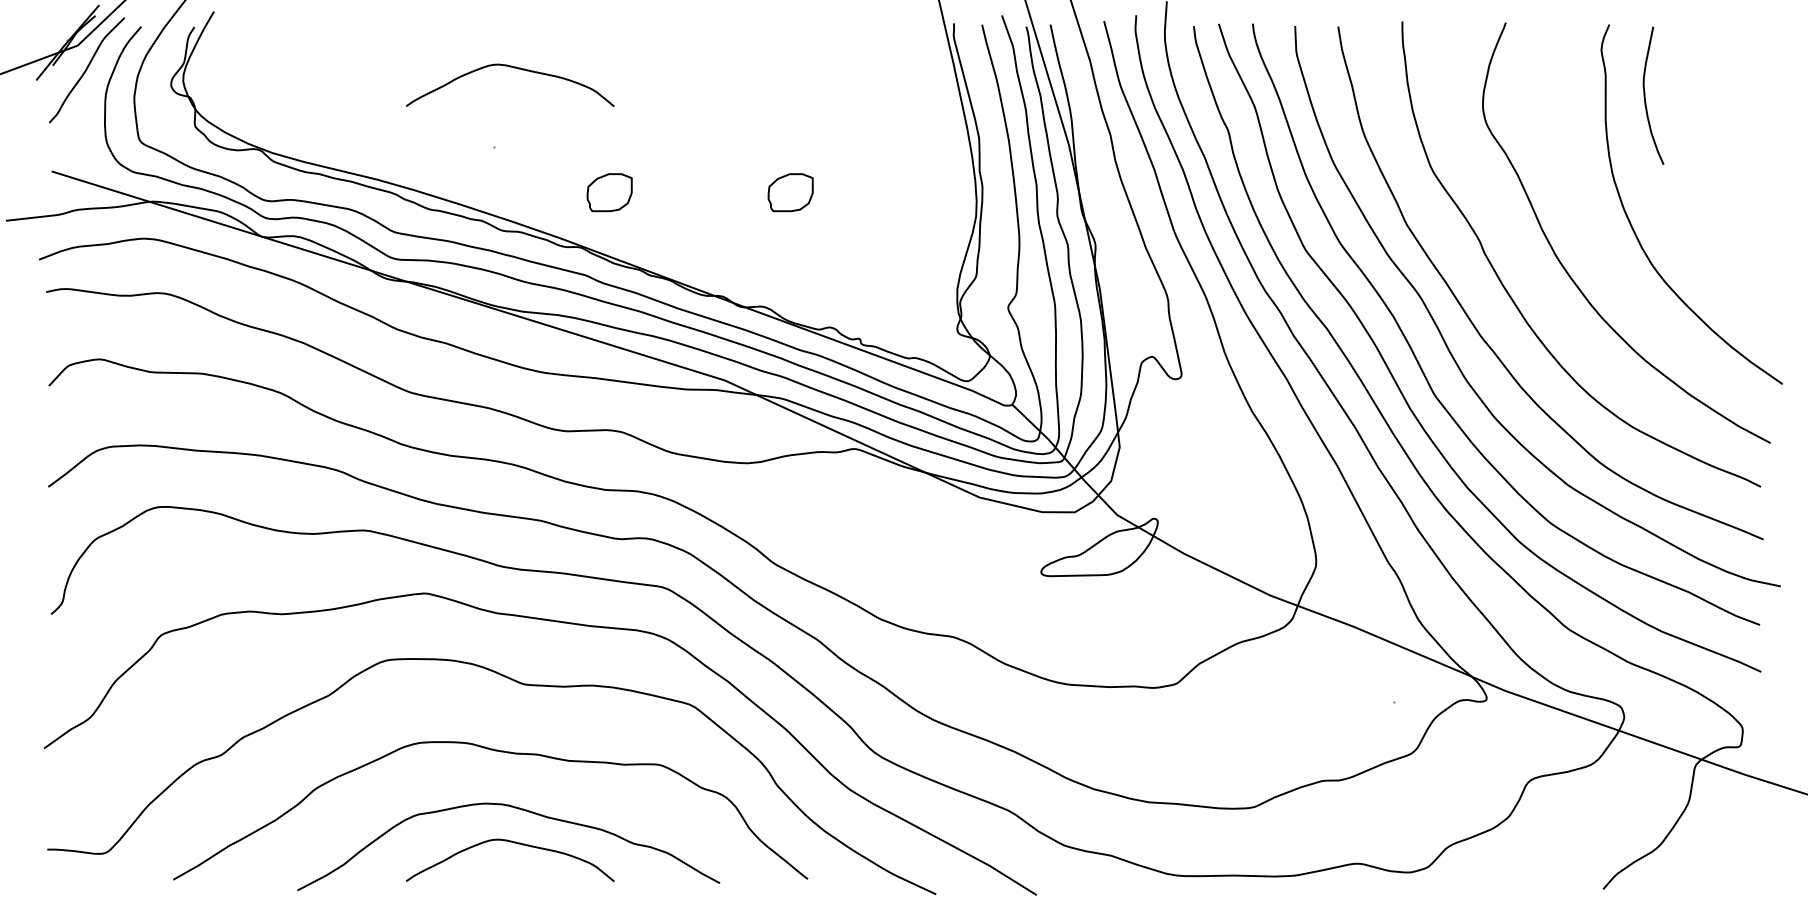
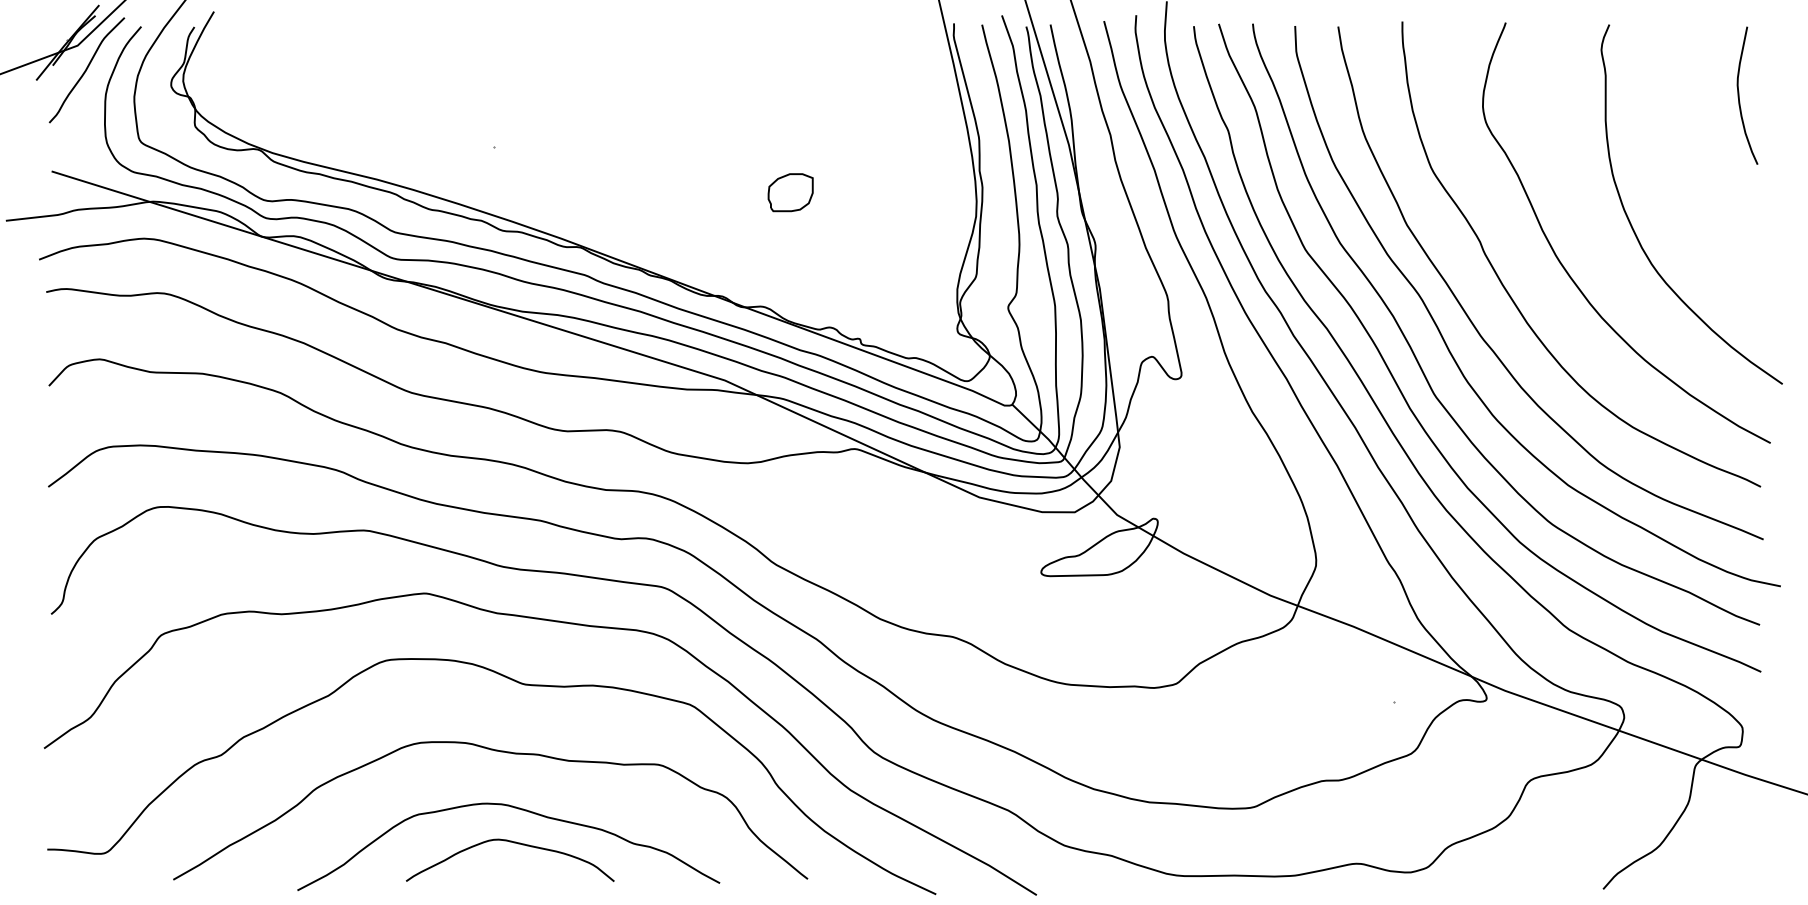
curve: present -> none (514, 68)
curve position: (1645, 95) -> (1739, 95) (1739, 95)
part: present -> none (609, 192)
